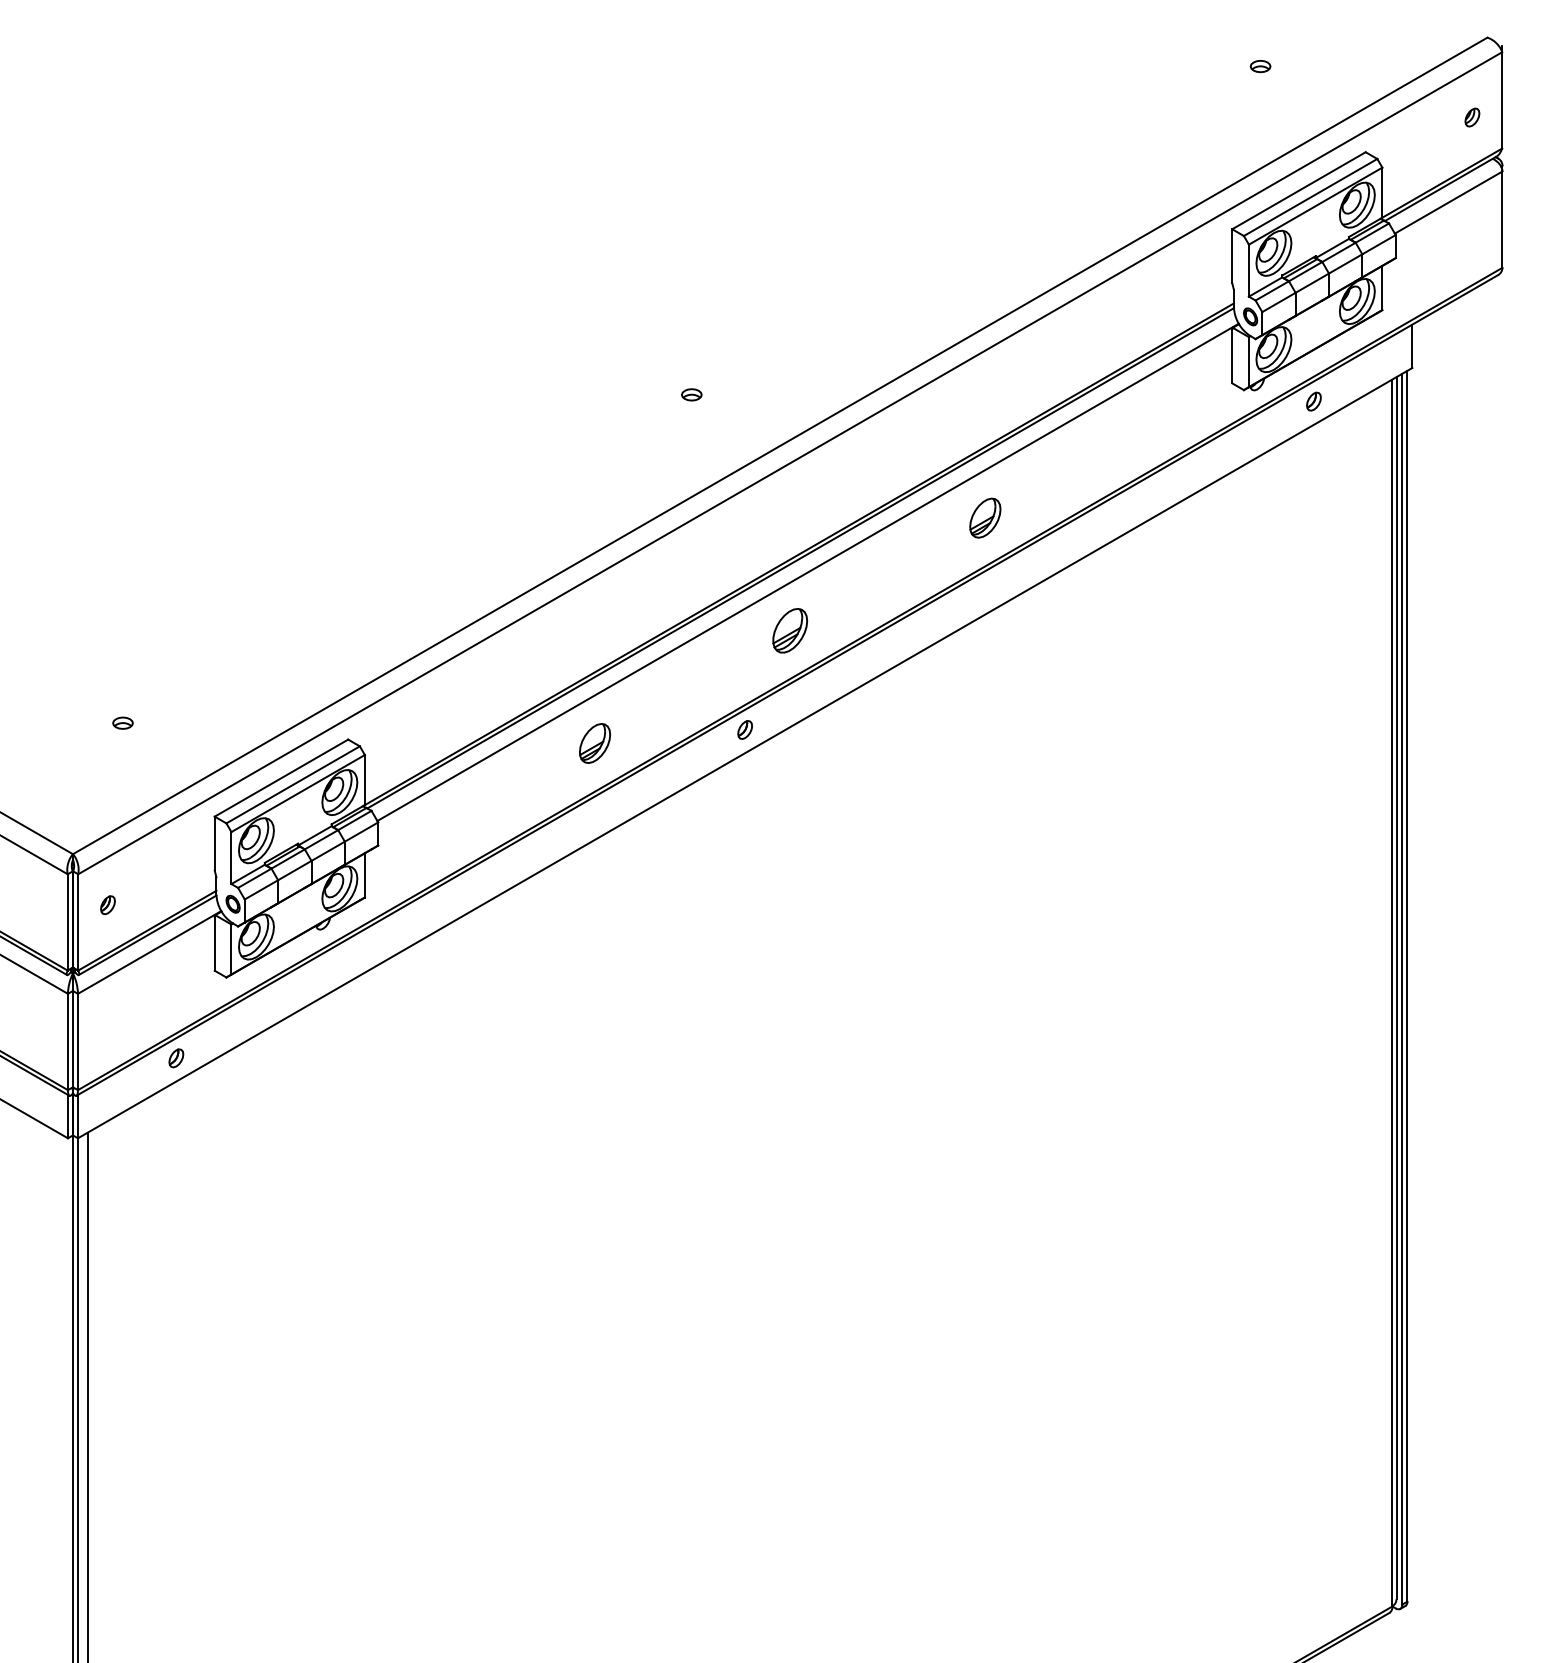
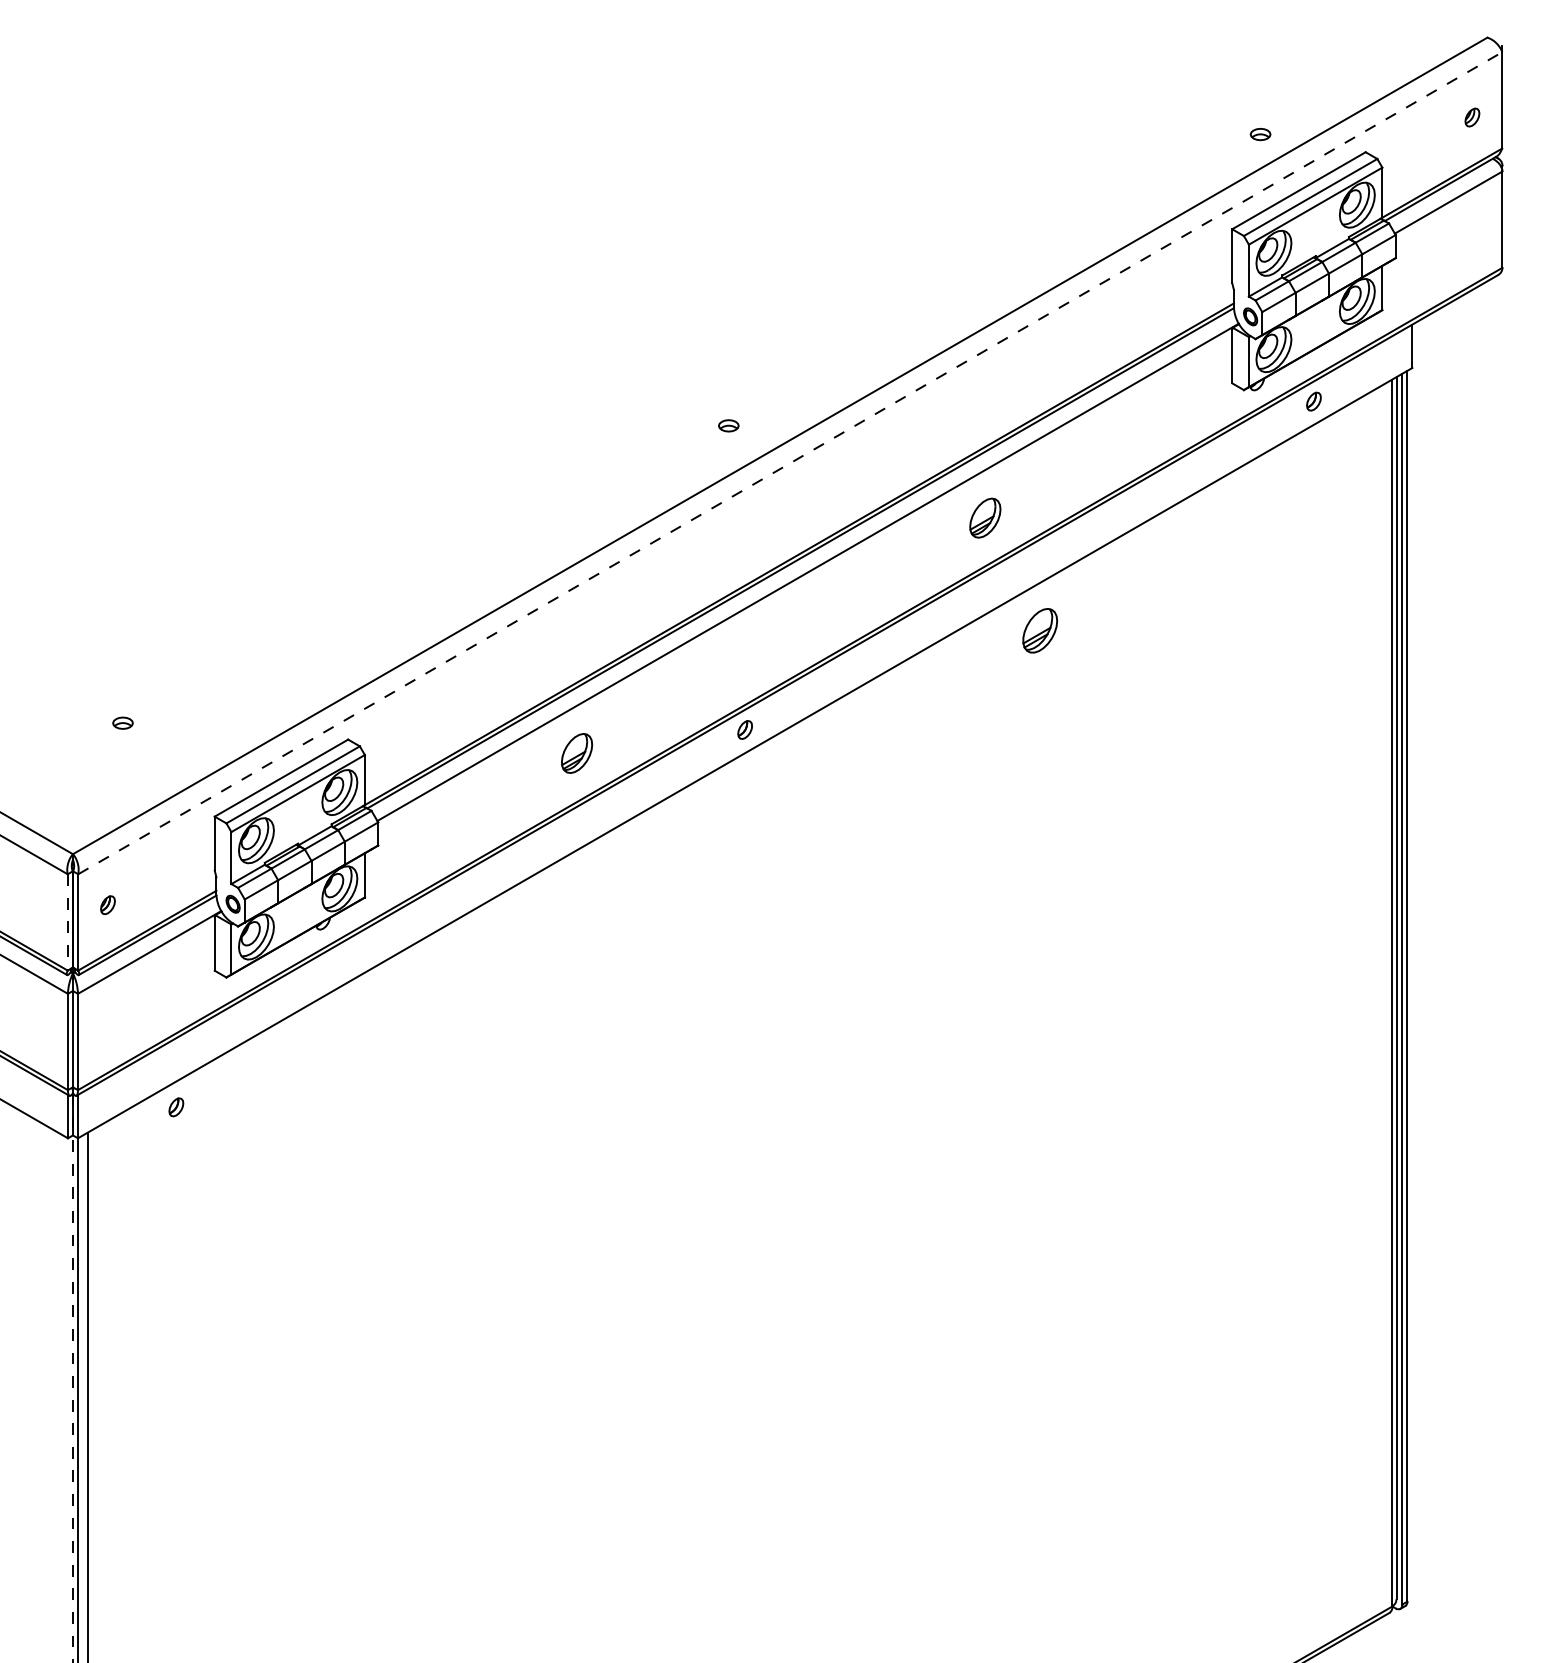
part position: (1260, 66) -> (1260, 134) (1260, 134)
part position: (691, 394) -> (728, 425) (728, 425)
line: solid -> dashed (790, 463)
part position: (790, 630) -> (1040, 630) (1040, 630)
part position: (595, 743) -> (577, 753) (577, 753)
line: solid -> dashed (67, 922)
part position: (176, 1058) -> (176, 1107) (176, 1107)
line: solid -> dashed (72, 1378)
